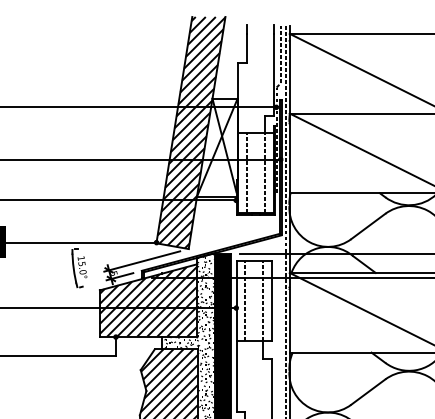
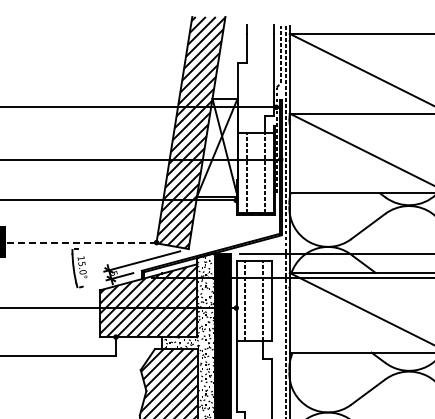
line: solid -> dashed (77, 242)
